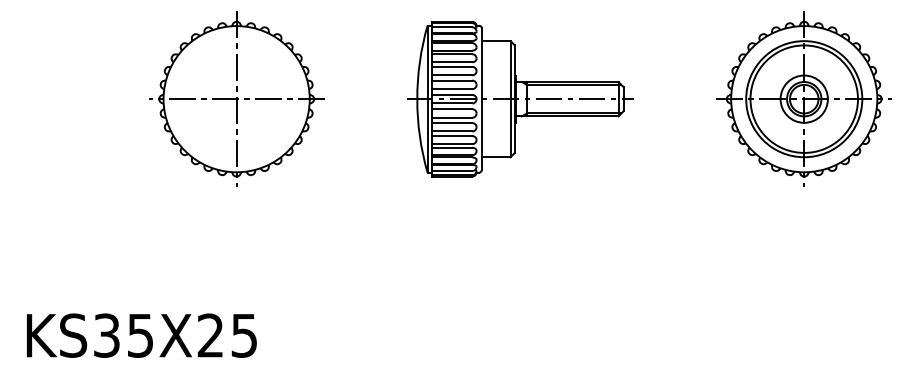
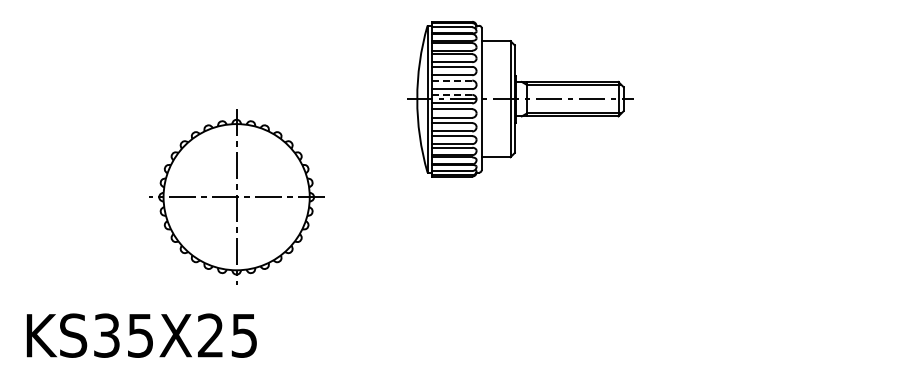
line: solid -> dashed (452, 80)
line: solid -> dashed (452, 94)
part position: (236, 98) -> (236, 196) (236, 196)
part: present -> none (803, 98)
